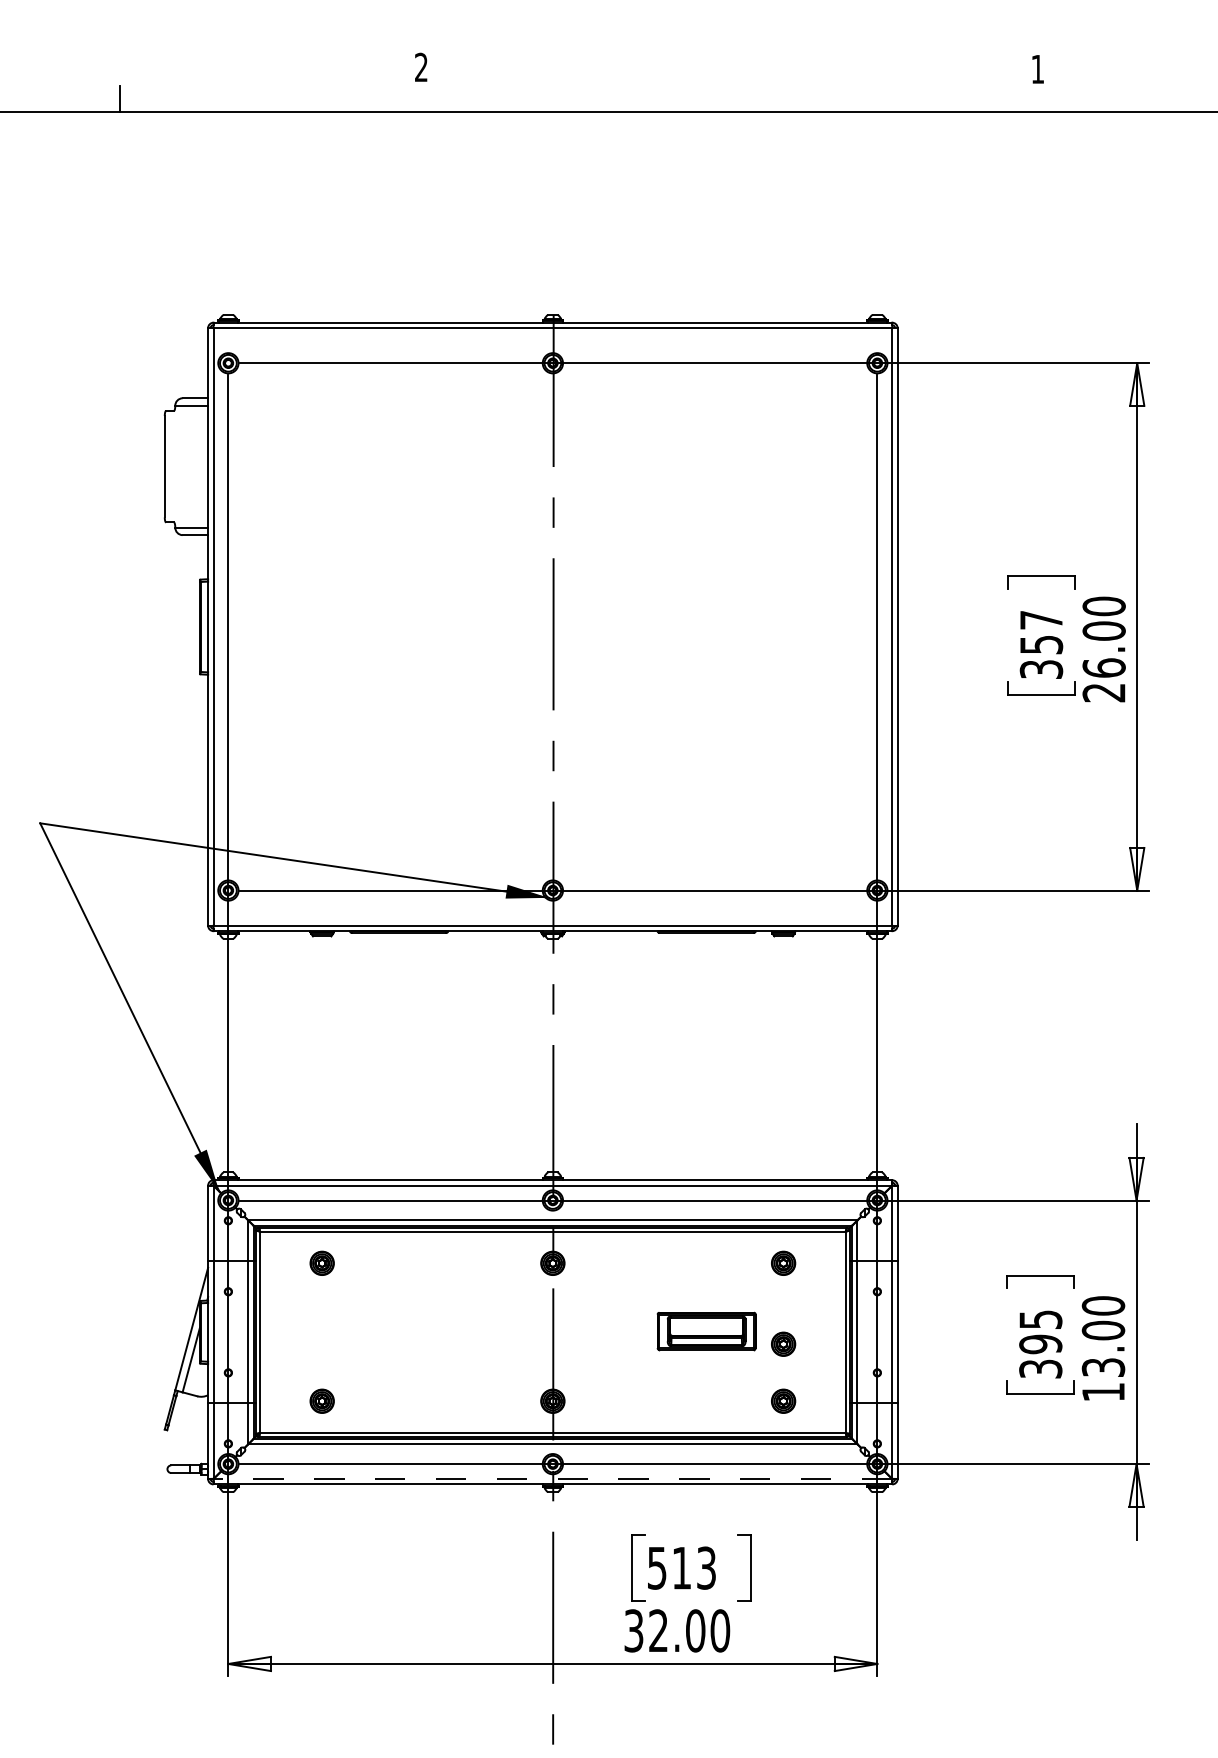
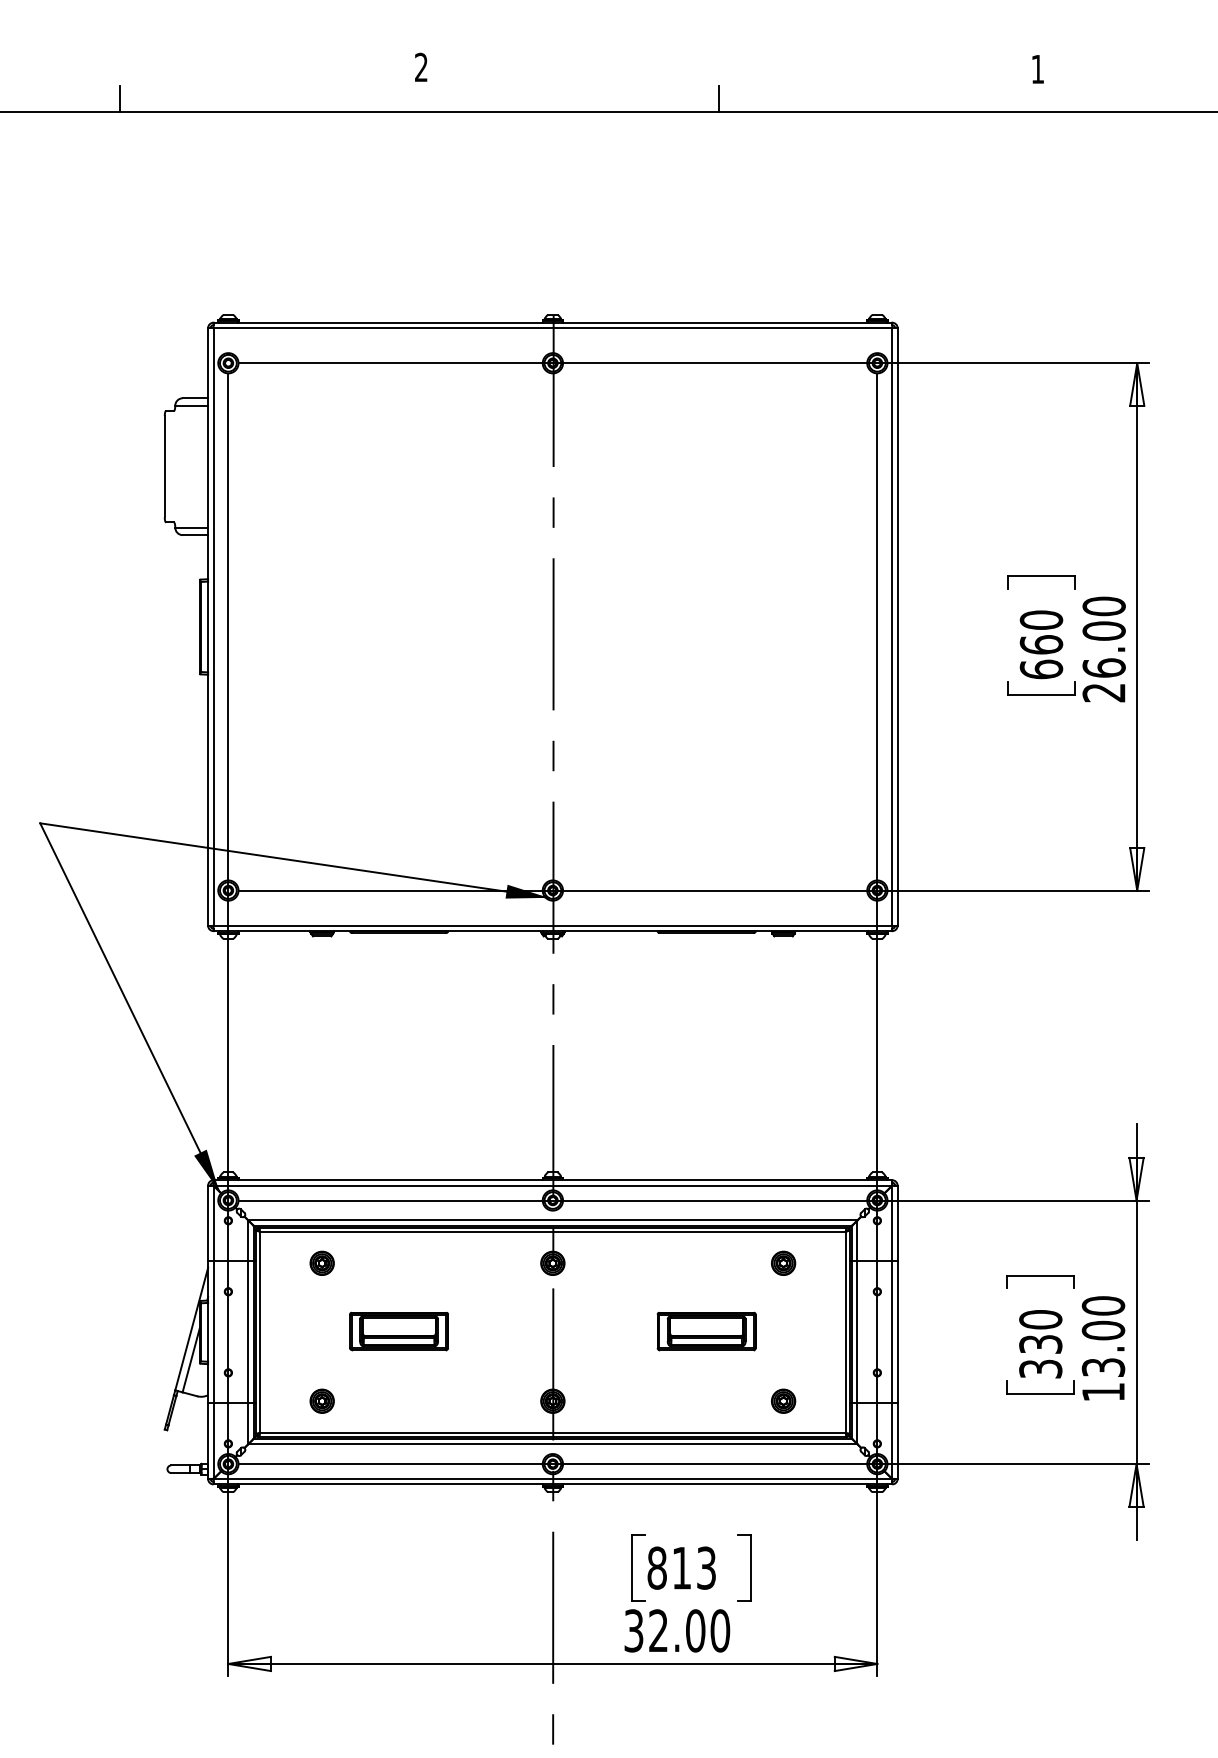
line: none -> present (719, 99)
text: 357 -> 660 (1041, 644)
part: none -> present (398, 1331)
text: 395 -> 330 (1040, 1332)
part: present -> none (783, 1343)
line: dashed -> solid (552, 1479)
text: 513 -> 813 (656, 1567)
